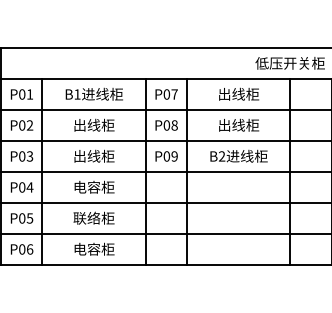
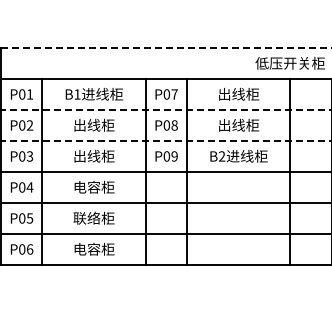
line: solid -> dashed (166, 48)
line: solid -> dashed (166, 110)
line: solid -> dashed (166, 141)
